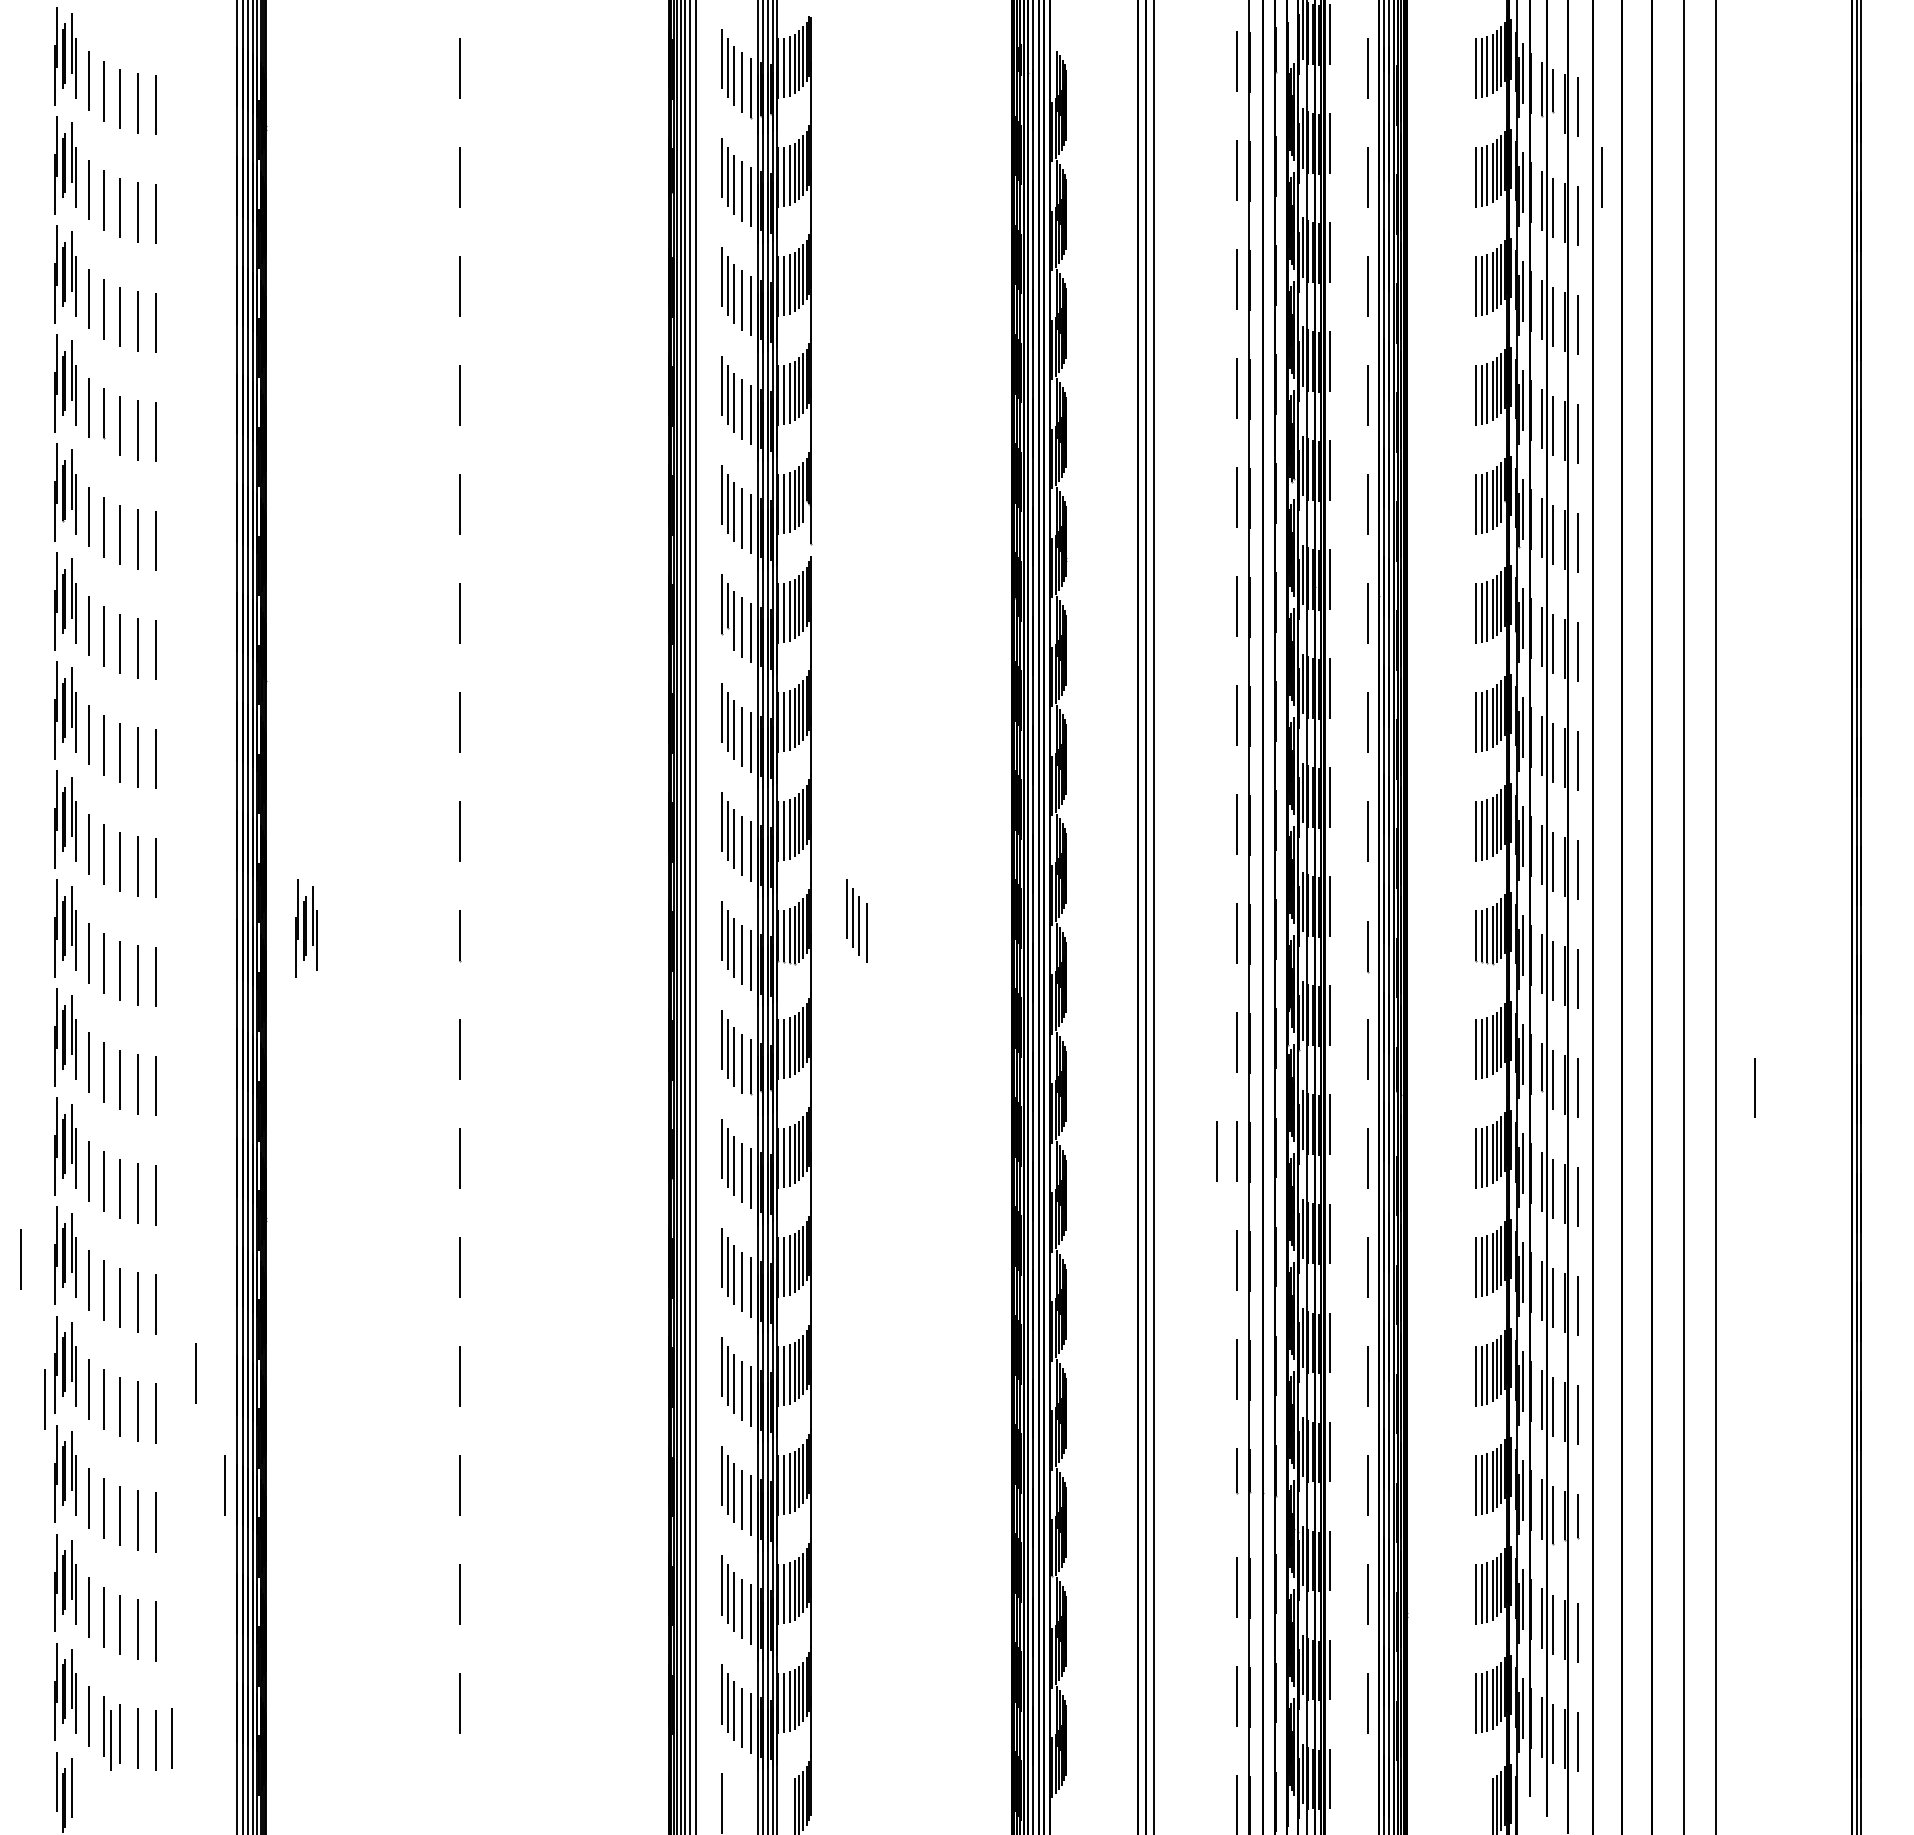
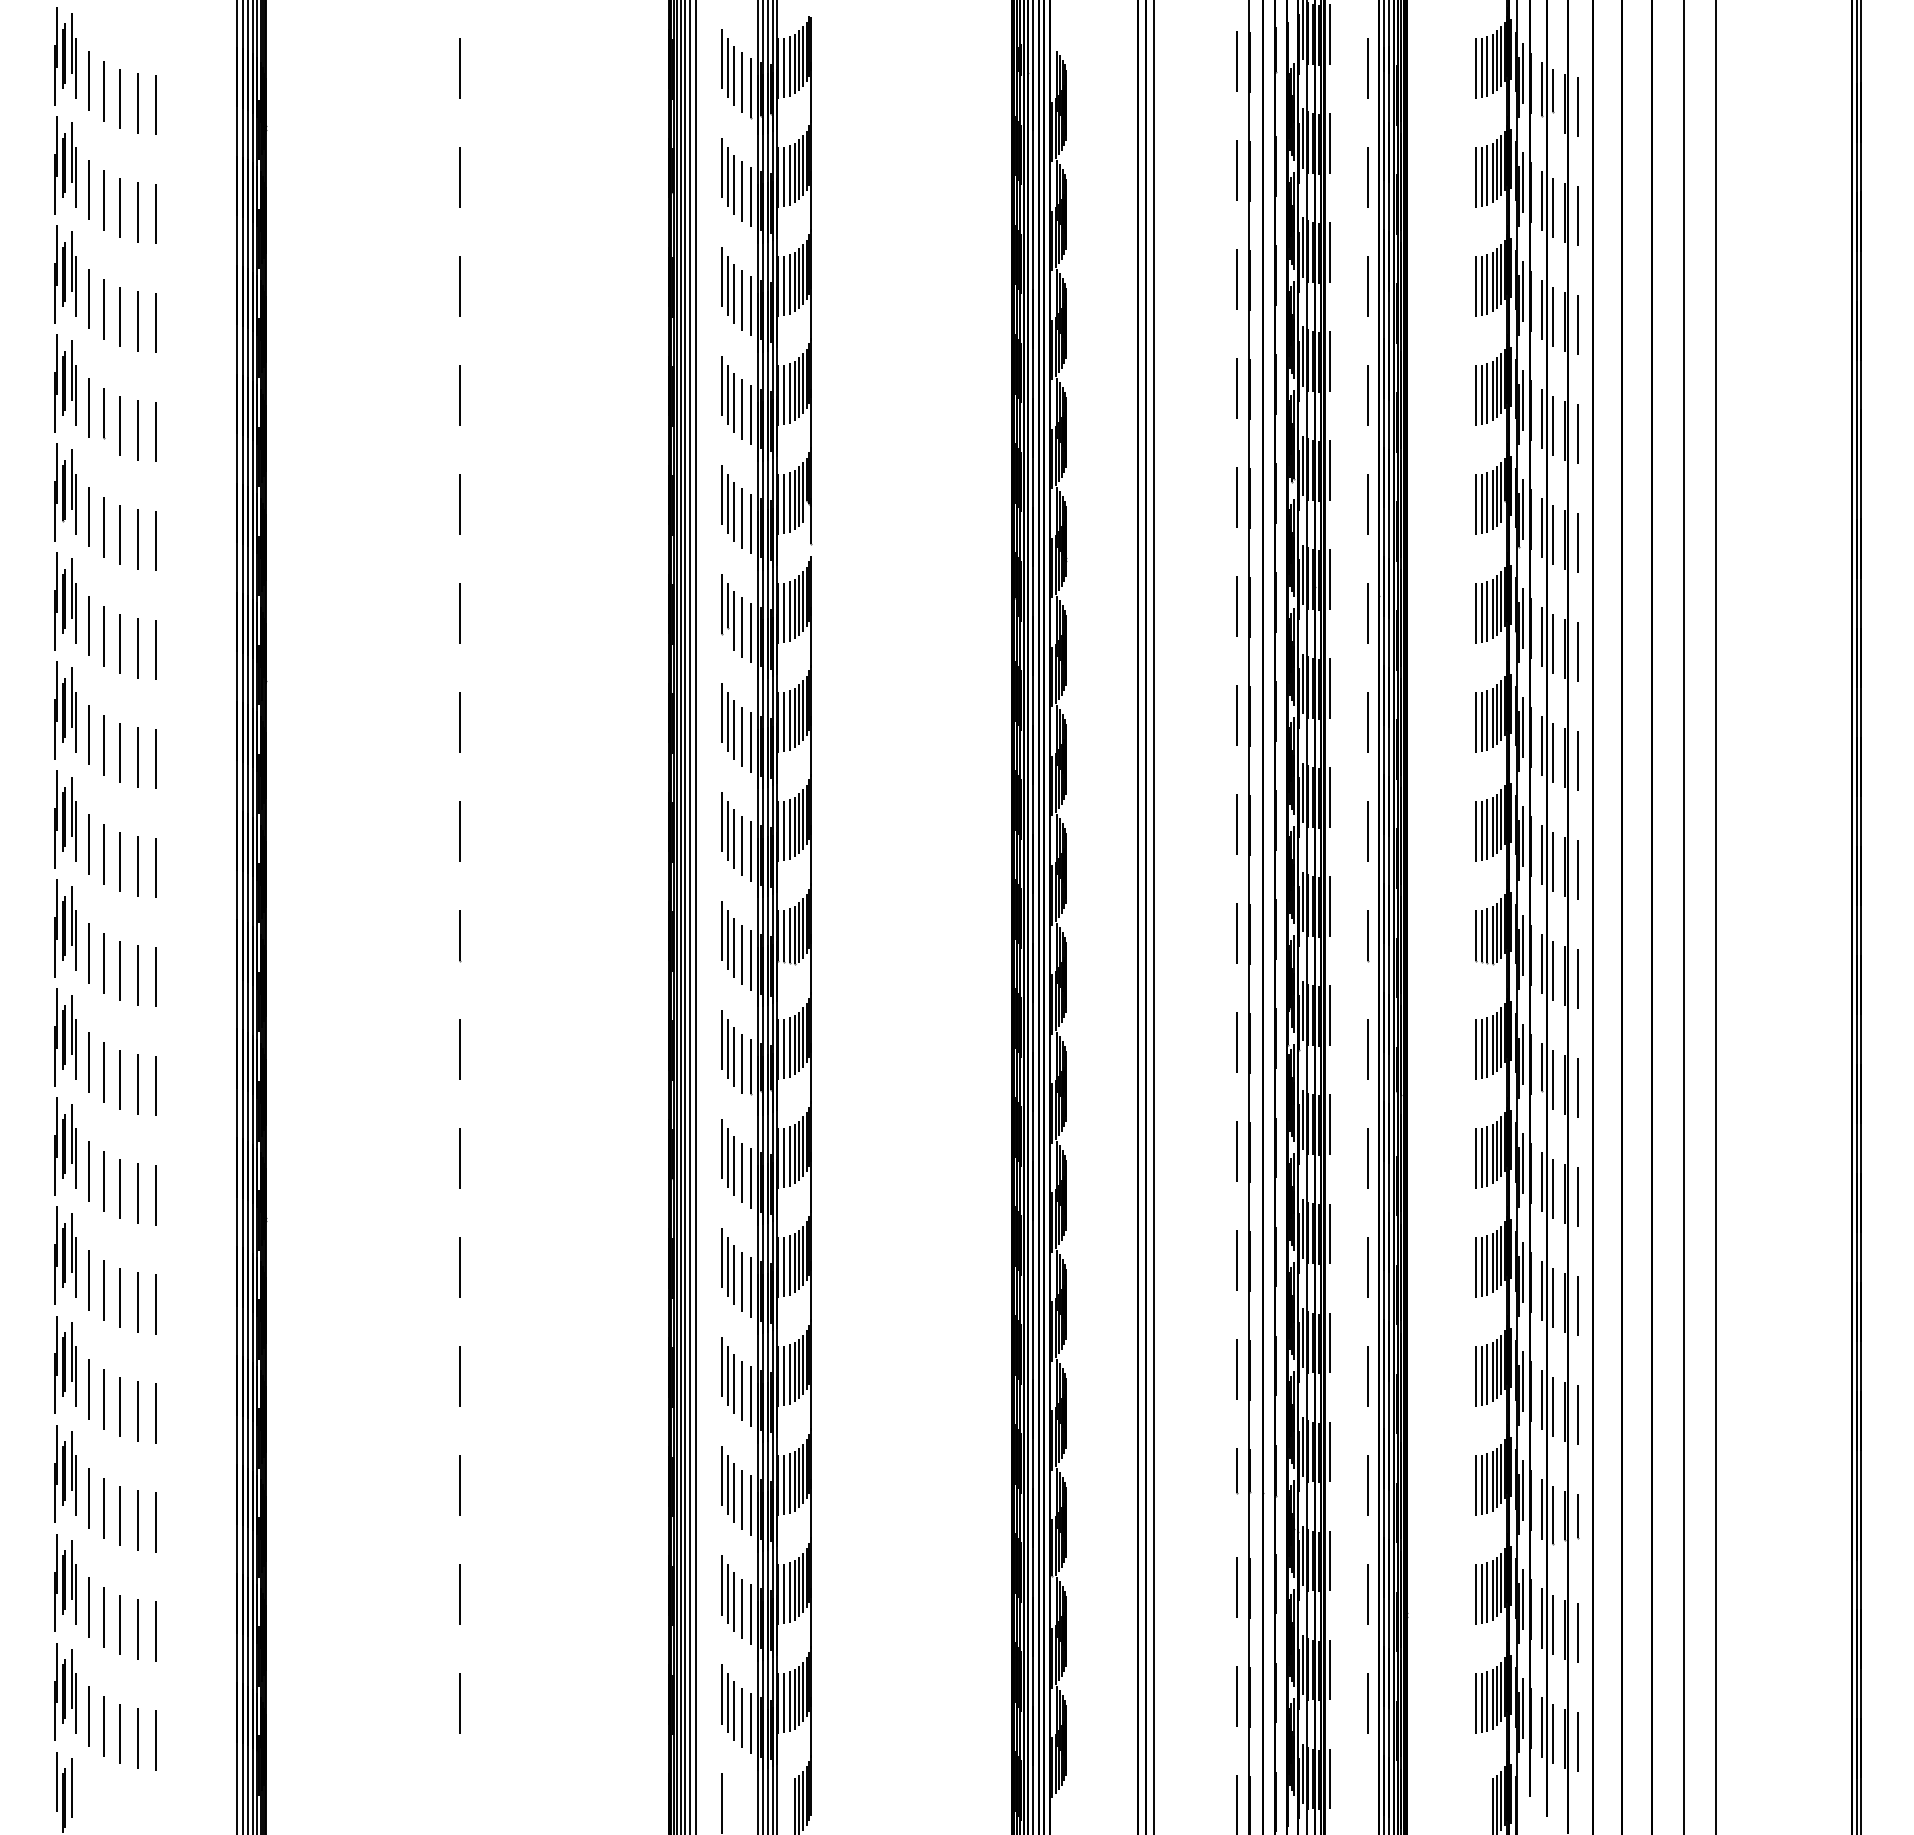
line: present -> none (1601, 177)
part: present -> none (856, 920)
part: present -> none (306, 928)
line position: (1368, 947) -> (1368, 936) (1368, 936)
line: present -> none (1754, 1087)
line: present -> none (1216, 1151)
line: present -> none (20, 1259)
line: present -> none (195, 1373)
line: present -> none (44, 1399)
line: present -> none (224, 1485)
line: present -> none (171, 1738)
line: present -> none (110, 1740)
